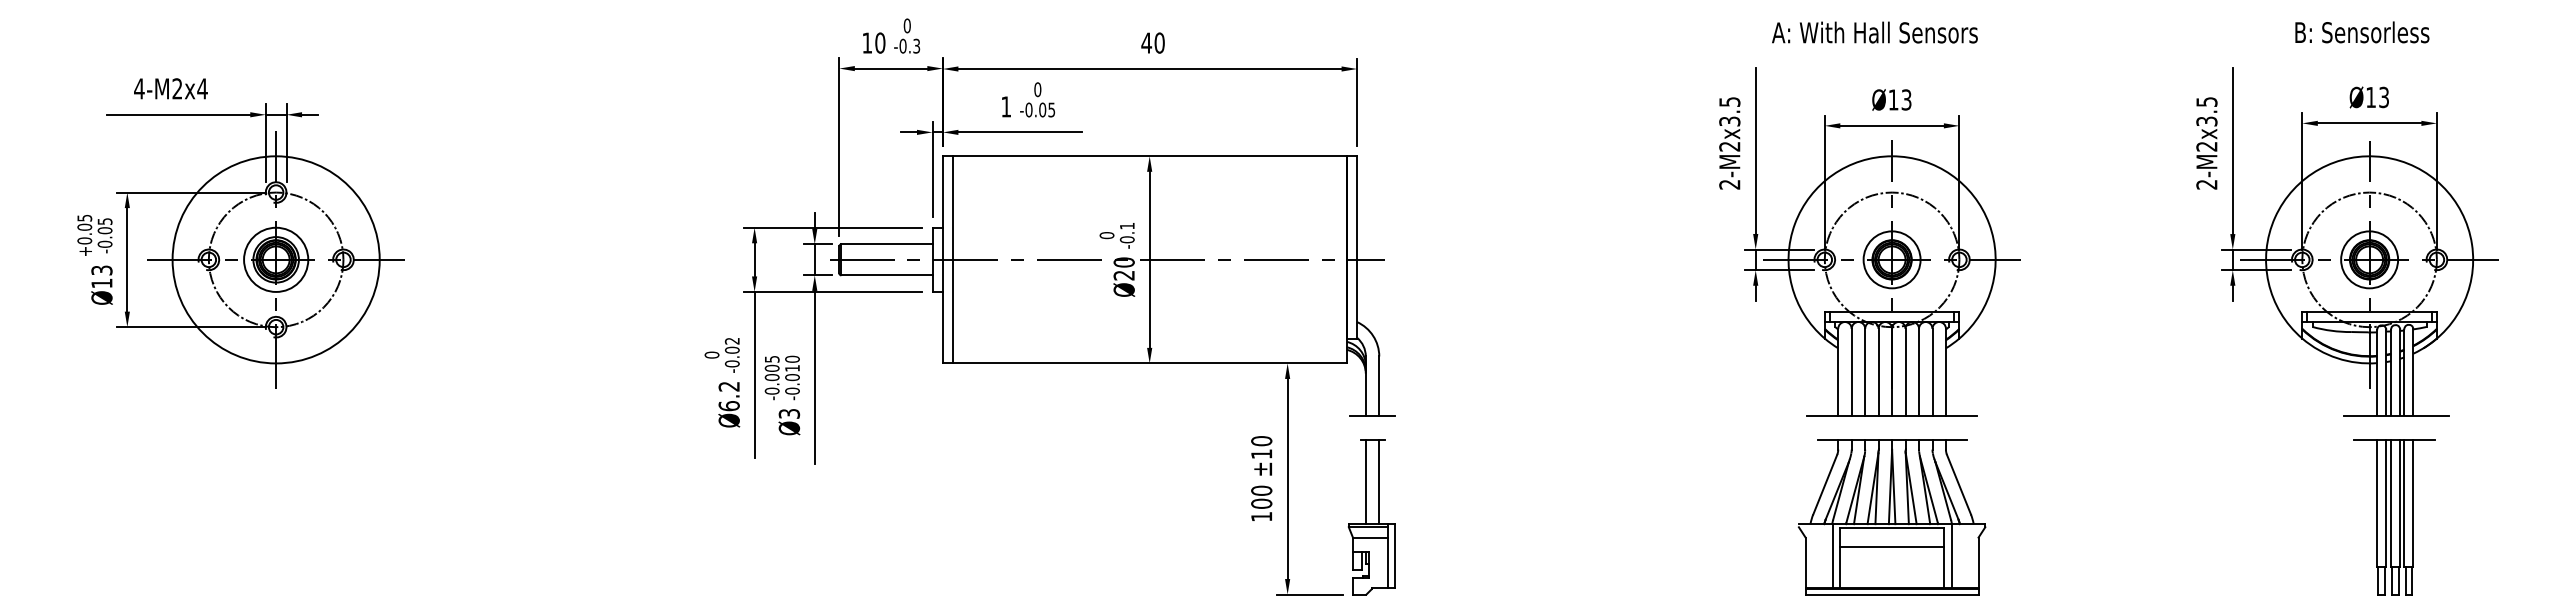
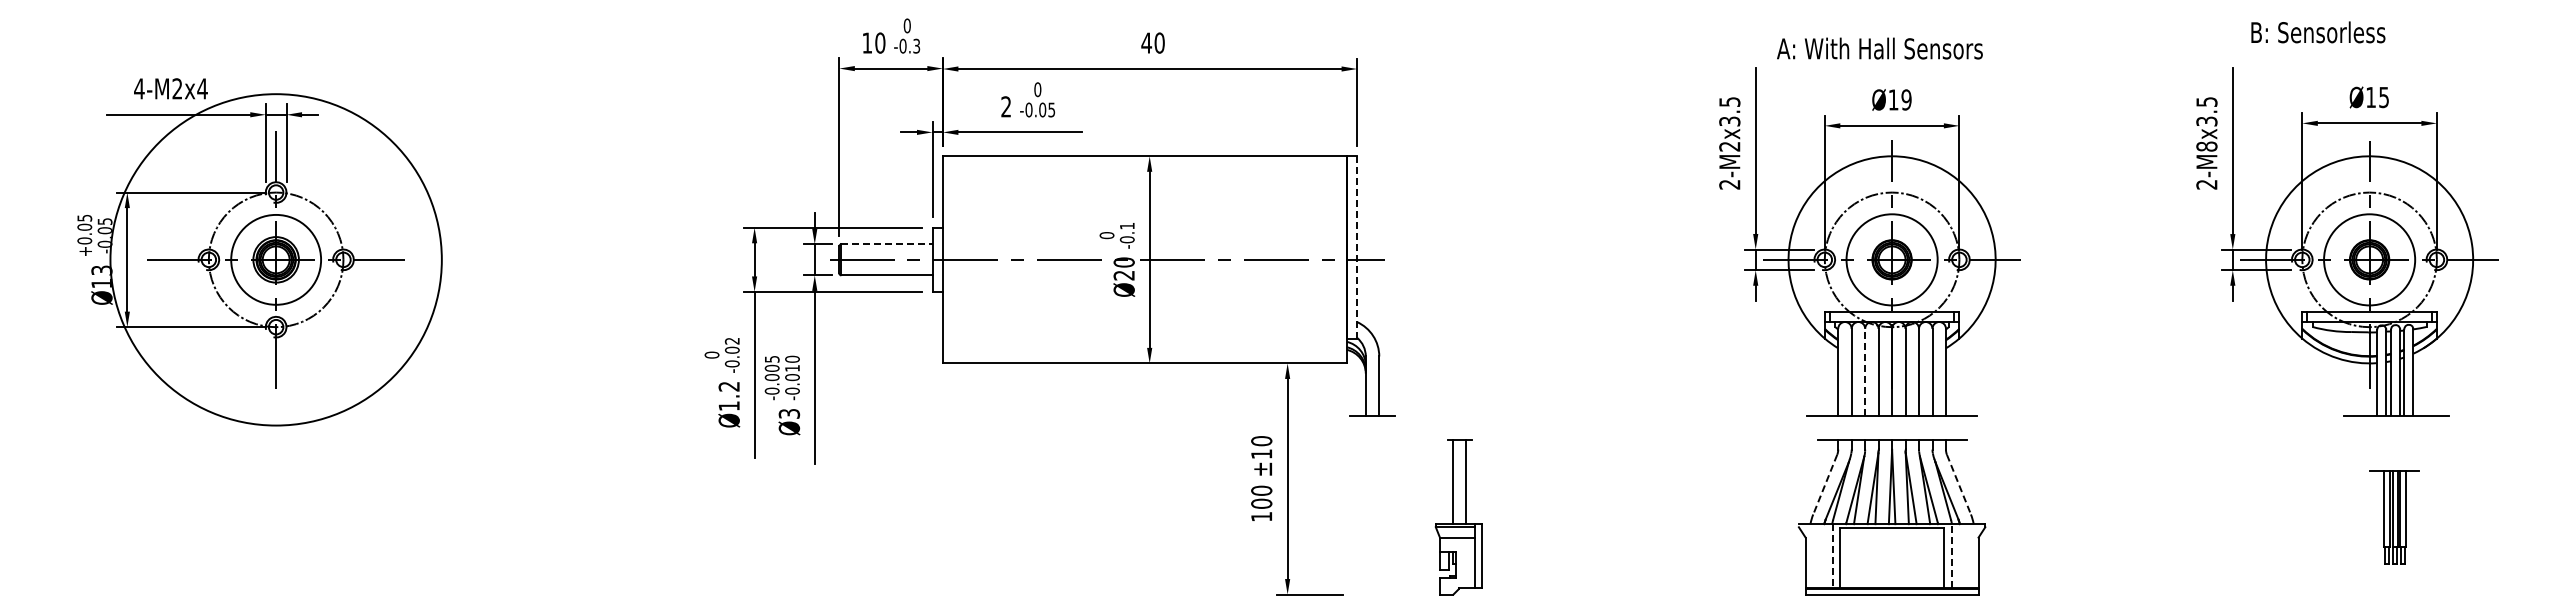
text position: (1874, 32) -> (1879, 48) (1879, 48)
text position: (2362, 32) -> (2318, 32) (2318, 32)
text: Ø13 -> Ø15 (2383, 96)
text: Ø13 -> Ø19 (1906, 99)
text: 1 -> 2 (1005, 106)
text: 2-M2x3.5 -> 2-M8x3.5 (2206, 146)
line: solid -> dashed (886, 244)
line: solid -> dashed (1357, 247)
circle diameter: 207 px -> 331 px (275, 259)
circle diameter: 64 px -> 90 px (276, 259)
line: present -> none (953, 259)
circle diameter: 57 px -> 91 px (1891, 259)
circle diameter: 57 px -> 91 px (2369, 259)
line: solid -> dashed (1865, 372)
text: Ø6.2 -> Ø1.2 (728, 406)
line: solid -> dashed (1825, 485)
line: solid -> dashed (1959, 485)
part position: (1371, 517) -> (1458, 517) (1458, 517)
part size: 83x157 px -> 51x95 px (2394, 517)
line: present -> none (1891, 546)
line: solid -> dashed (1951, 555)
line: solid -> dashed (1832, 556)
